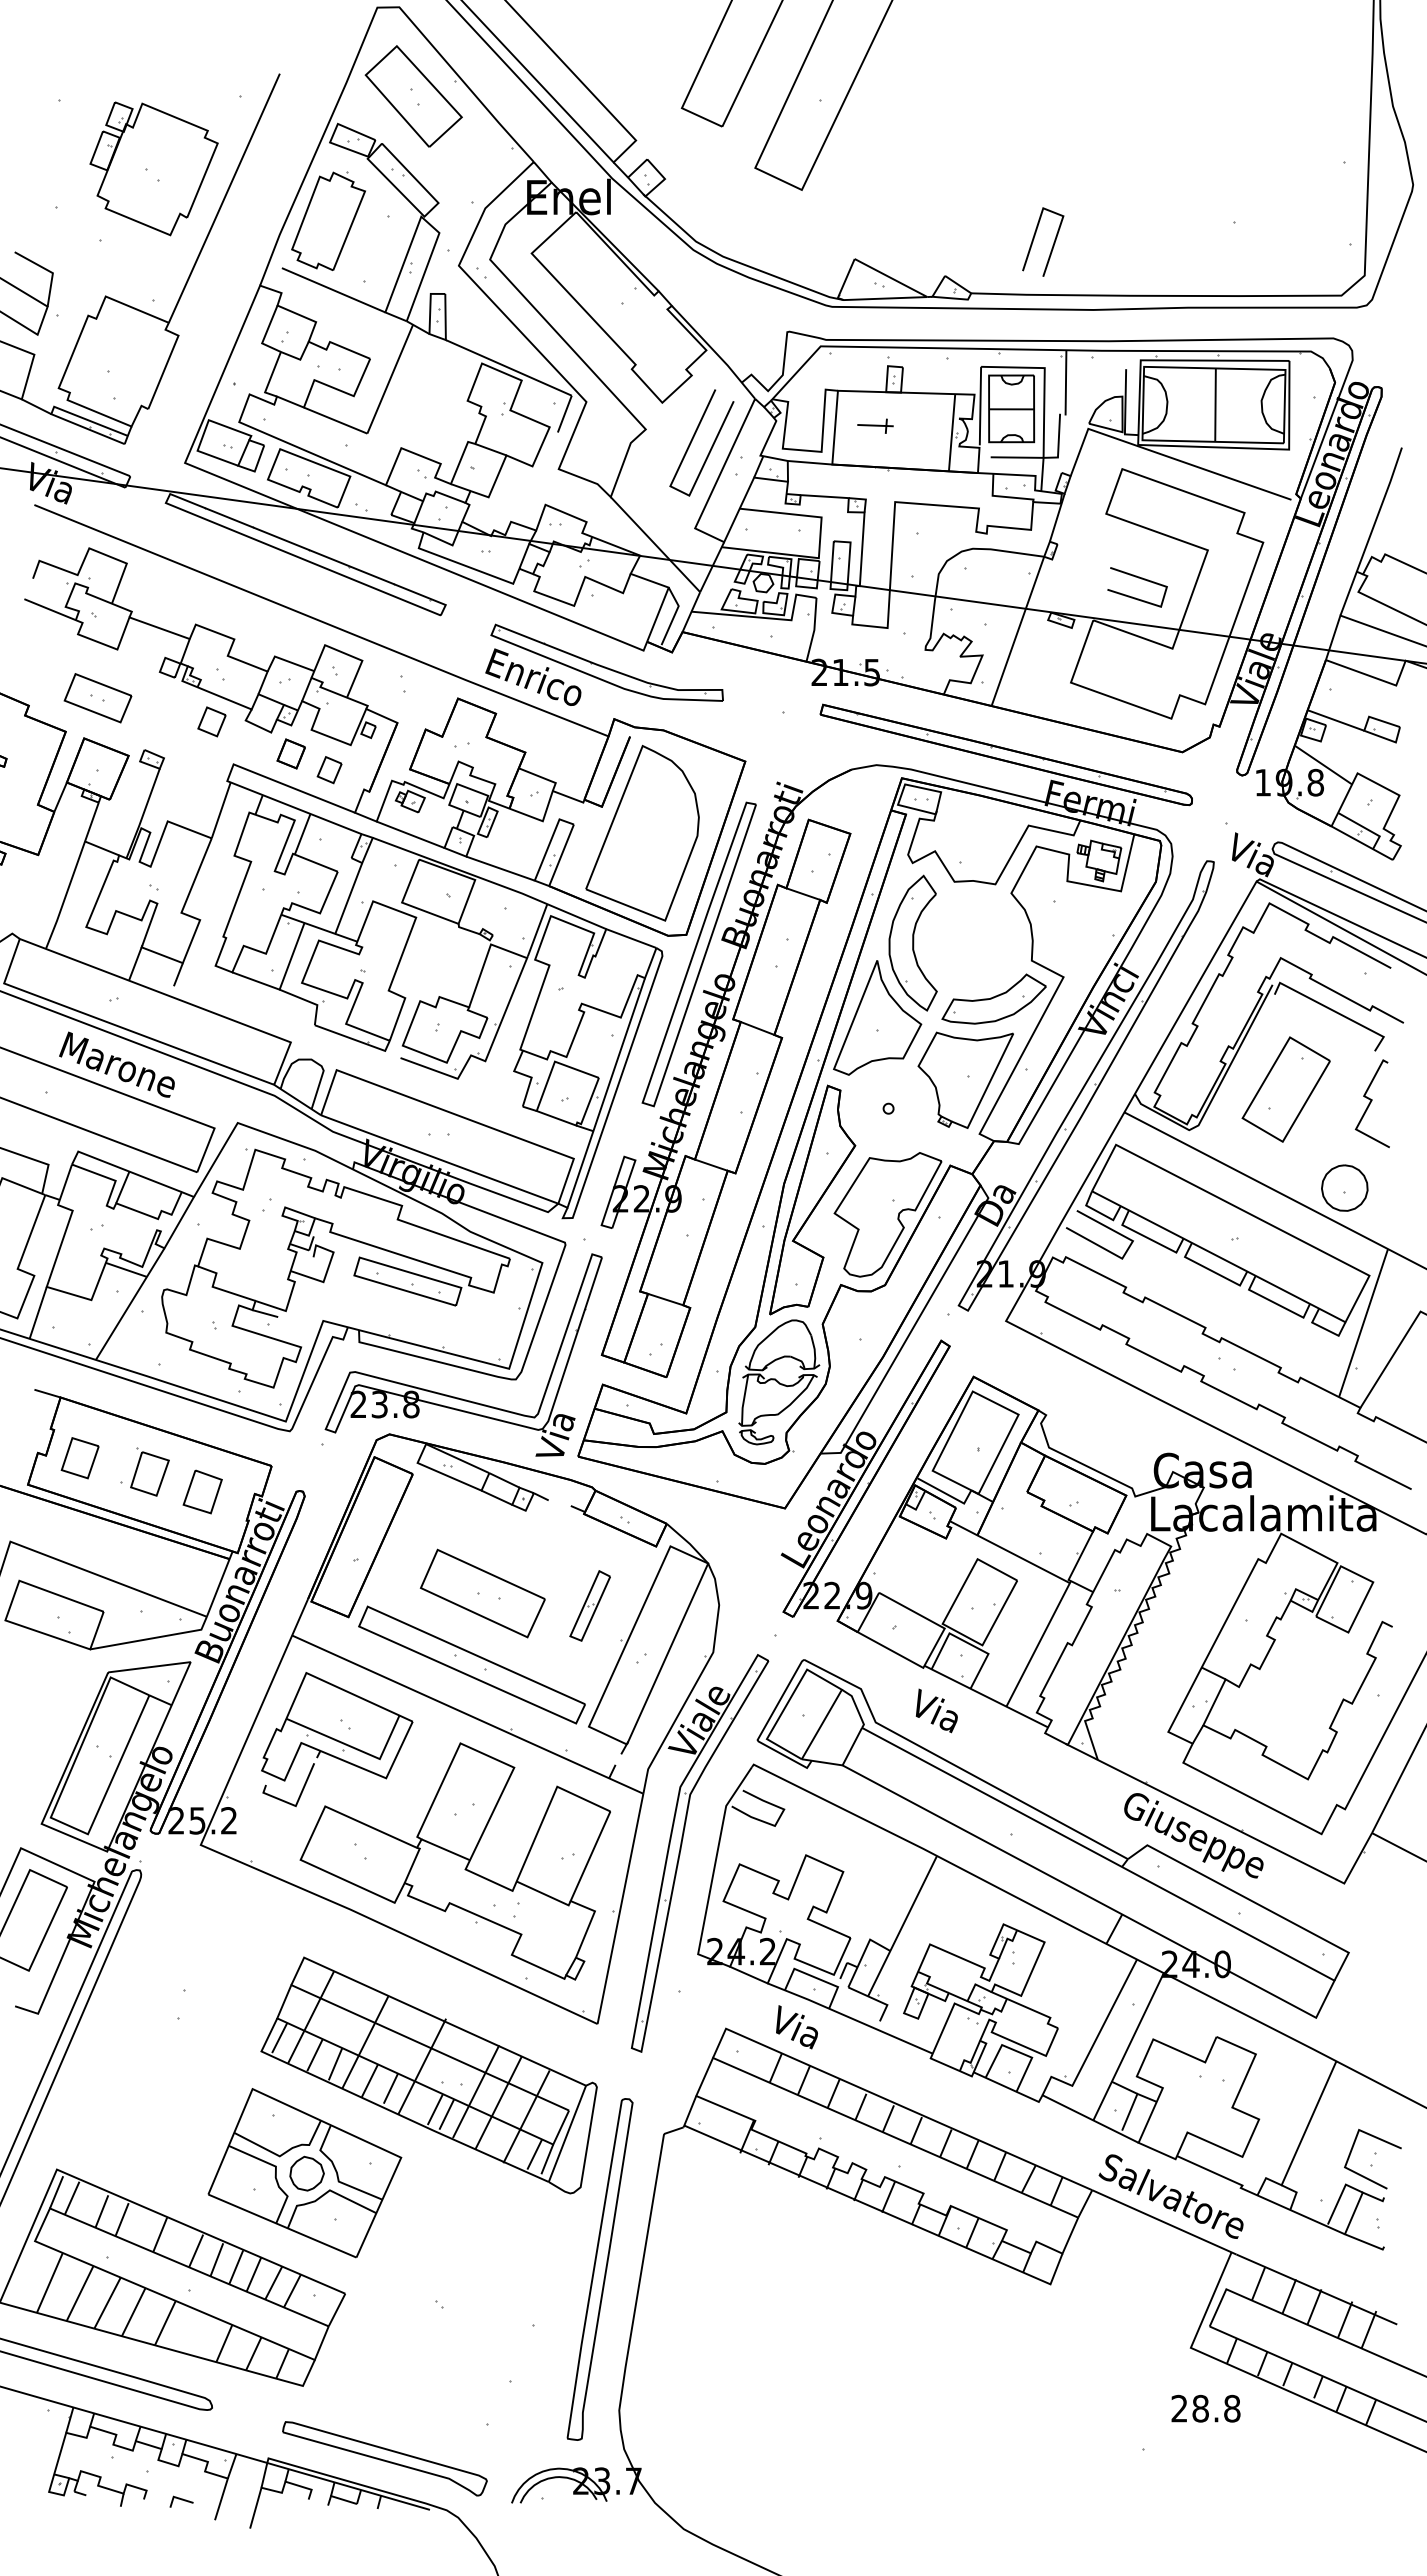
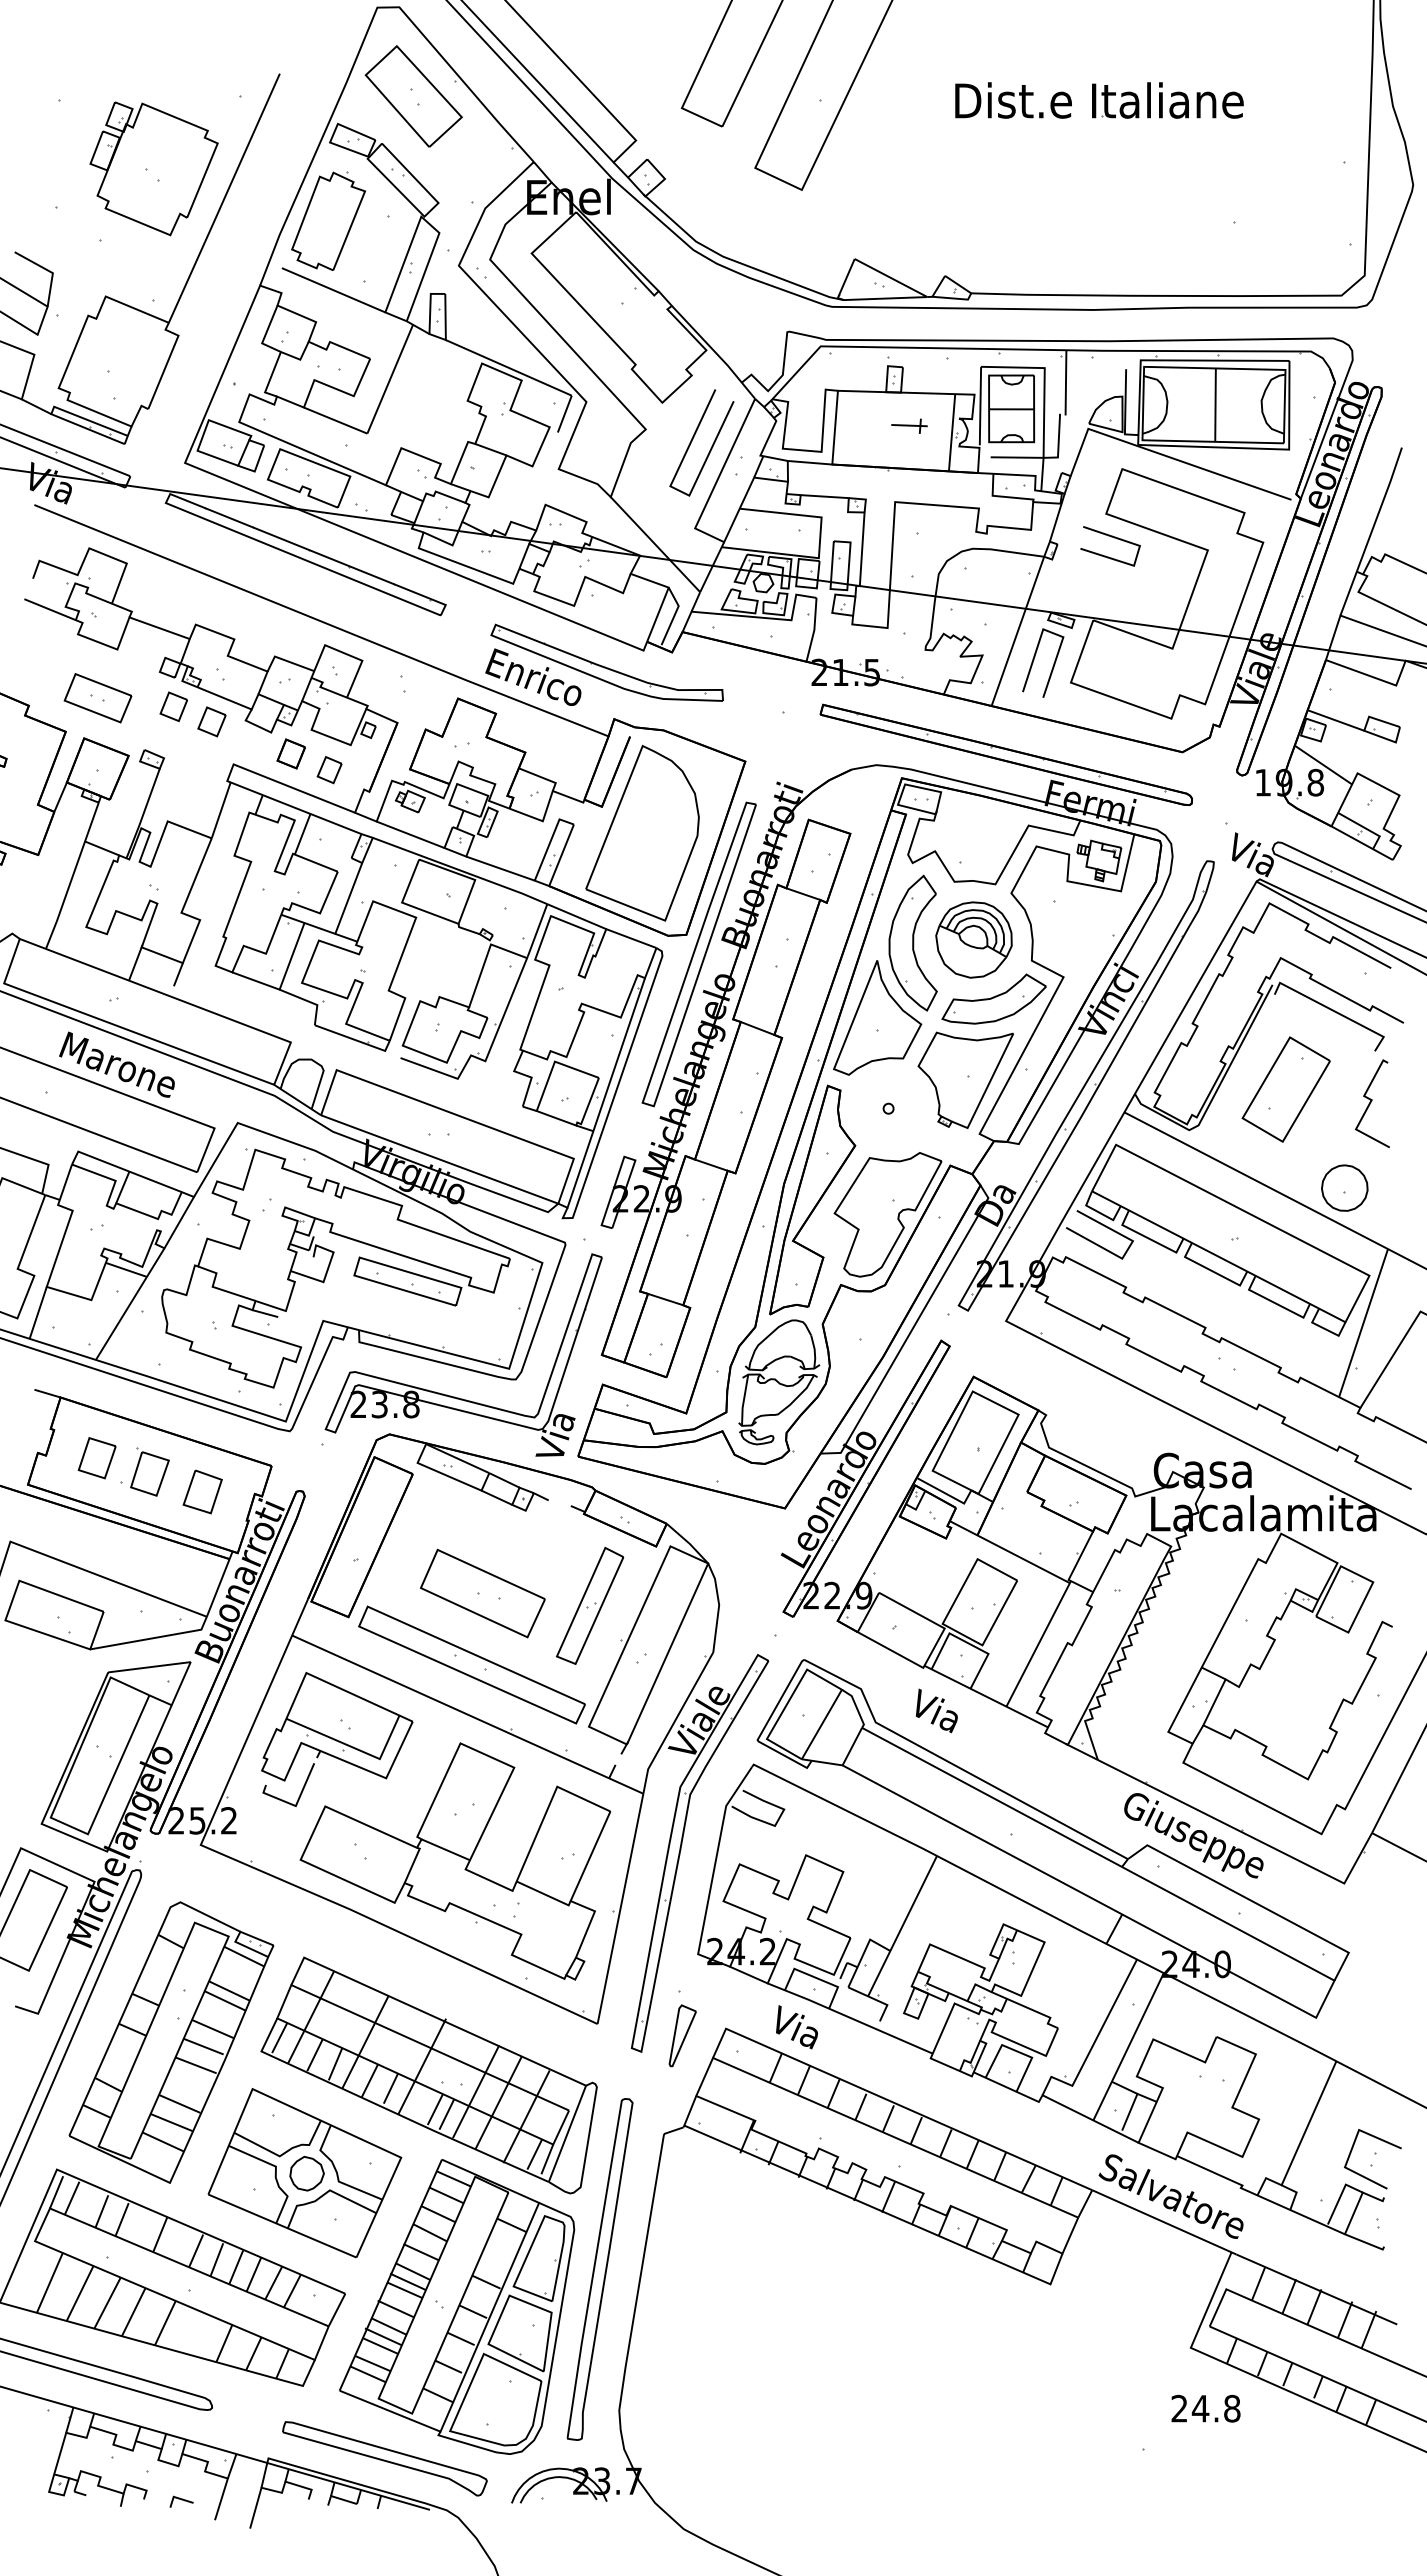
part: none -> present (1099, 100)
line position: (1034, 239) -> (1034, 660) (1034, 660)
part position: (875, 425) -> (909, 425) (909, 425)
line position: (1141, 579) -> (1114, 538) (1114, 538)
part: none -> present (173, 706)
part: none -> present (973, 939)
part position: (79, 1458) -> (96, 1458) (96, 1458)
part size: 42x72 px -> 69x118 px (590, 1605)
part: none -> present (682, 2035)
part: none -> present (171, 2042)
part: none -> present (457, 2306)
text: 28.8 -> 24.8 (1200, 2408)
